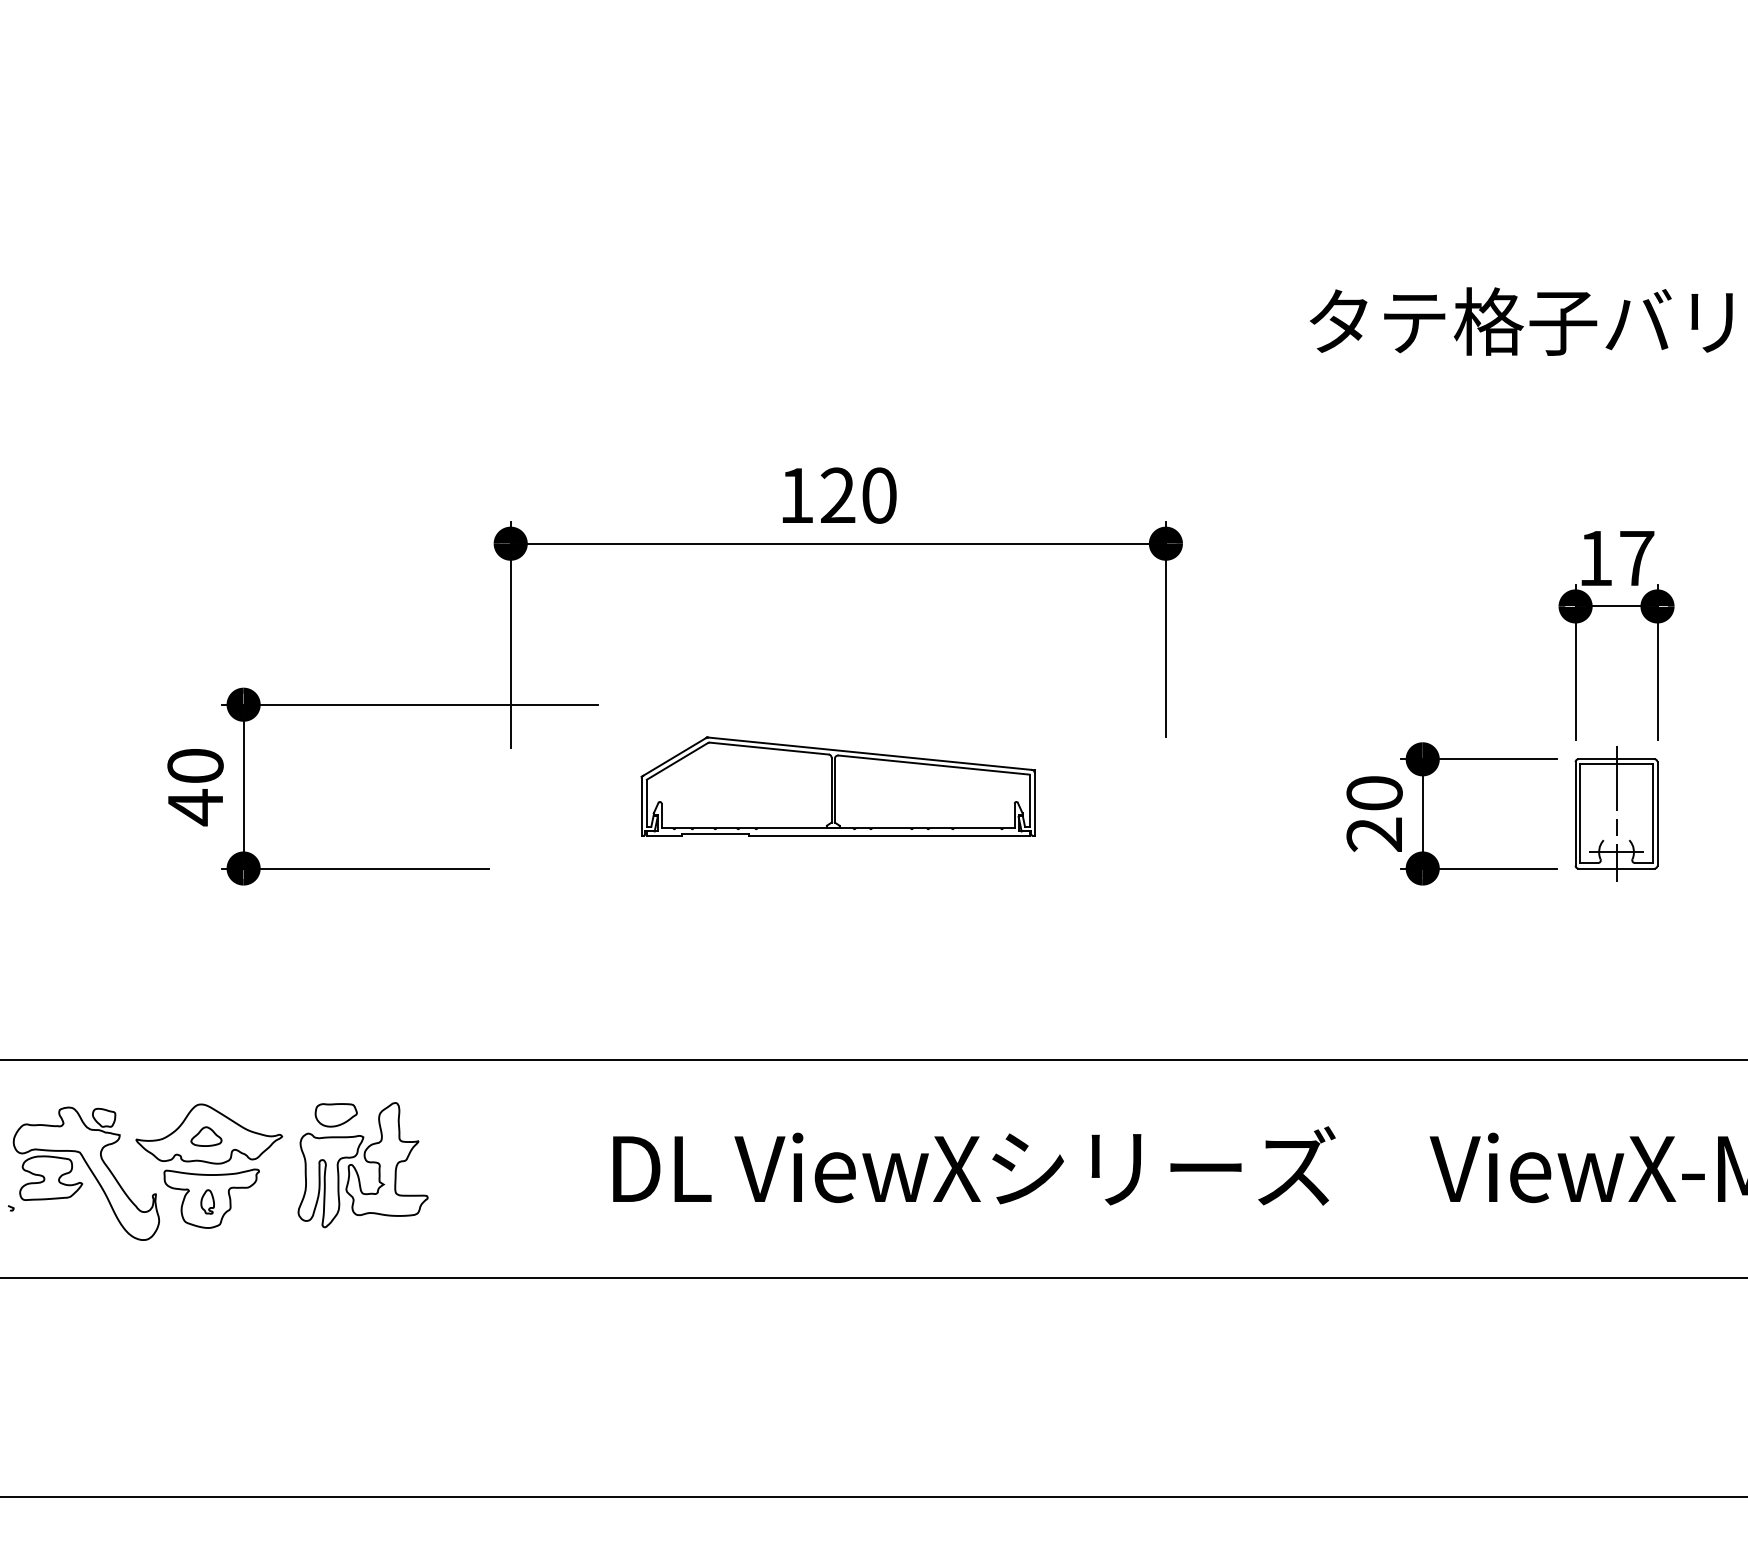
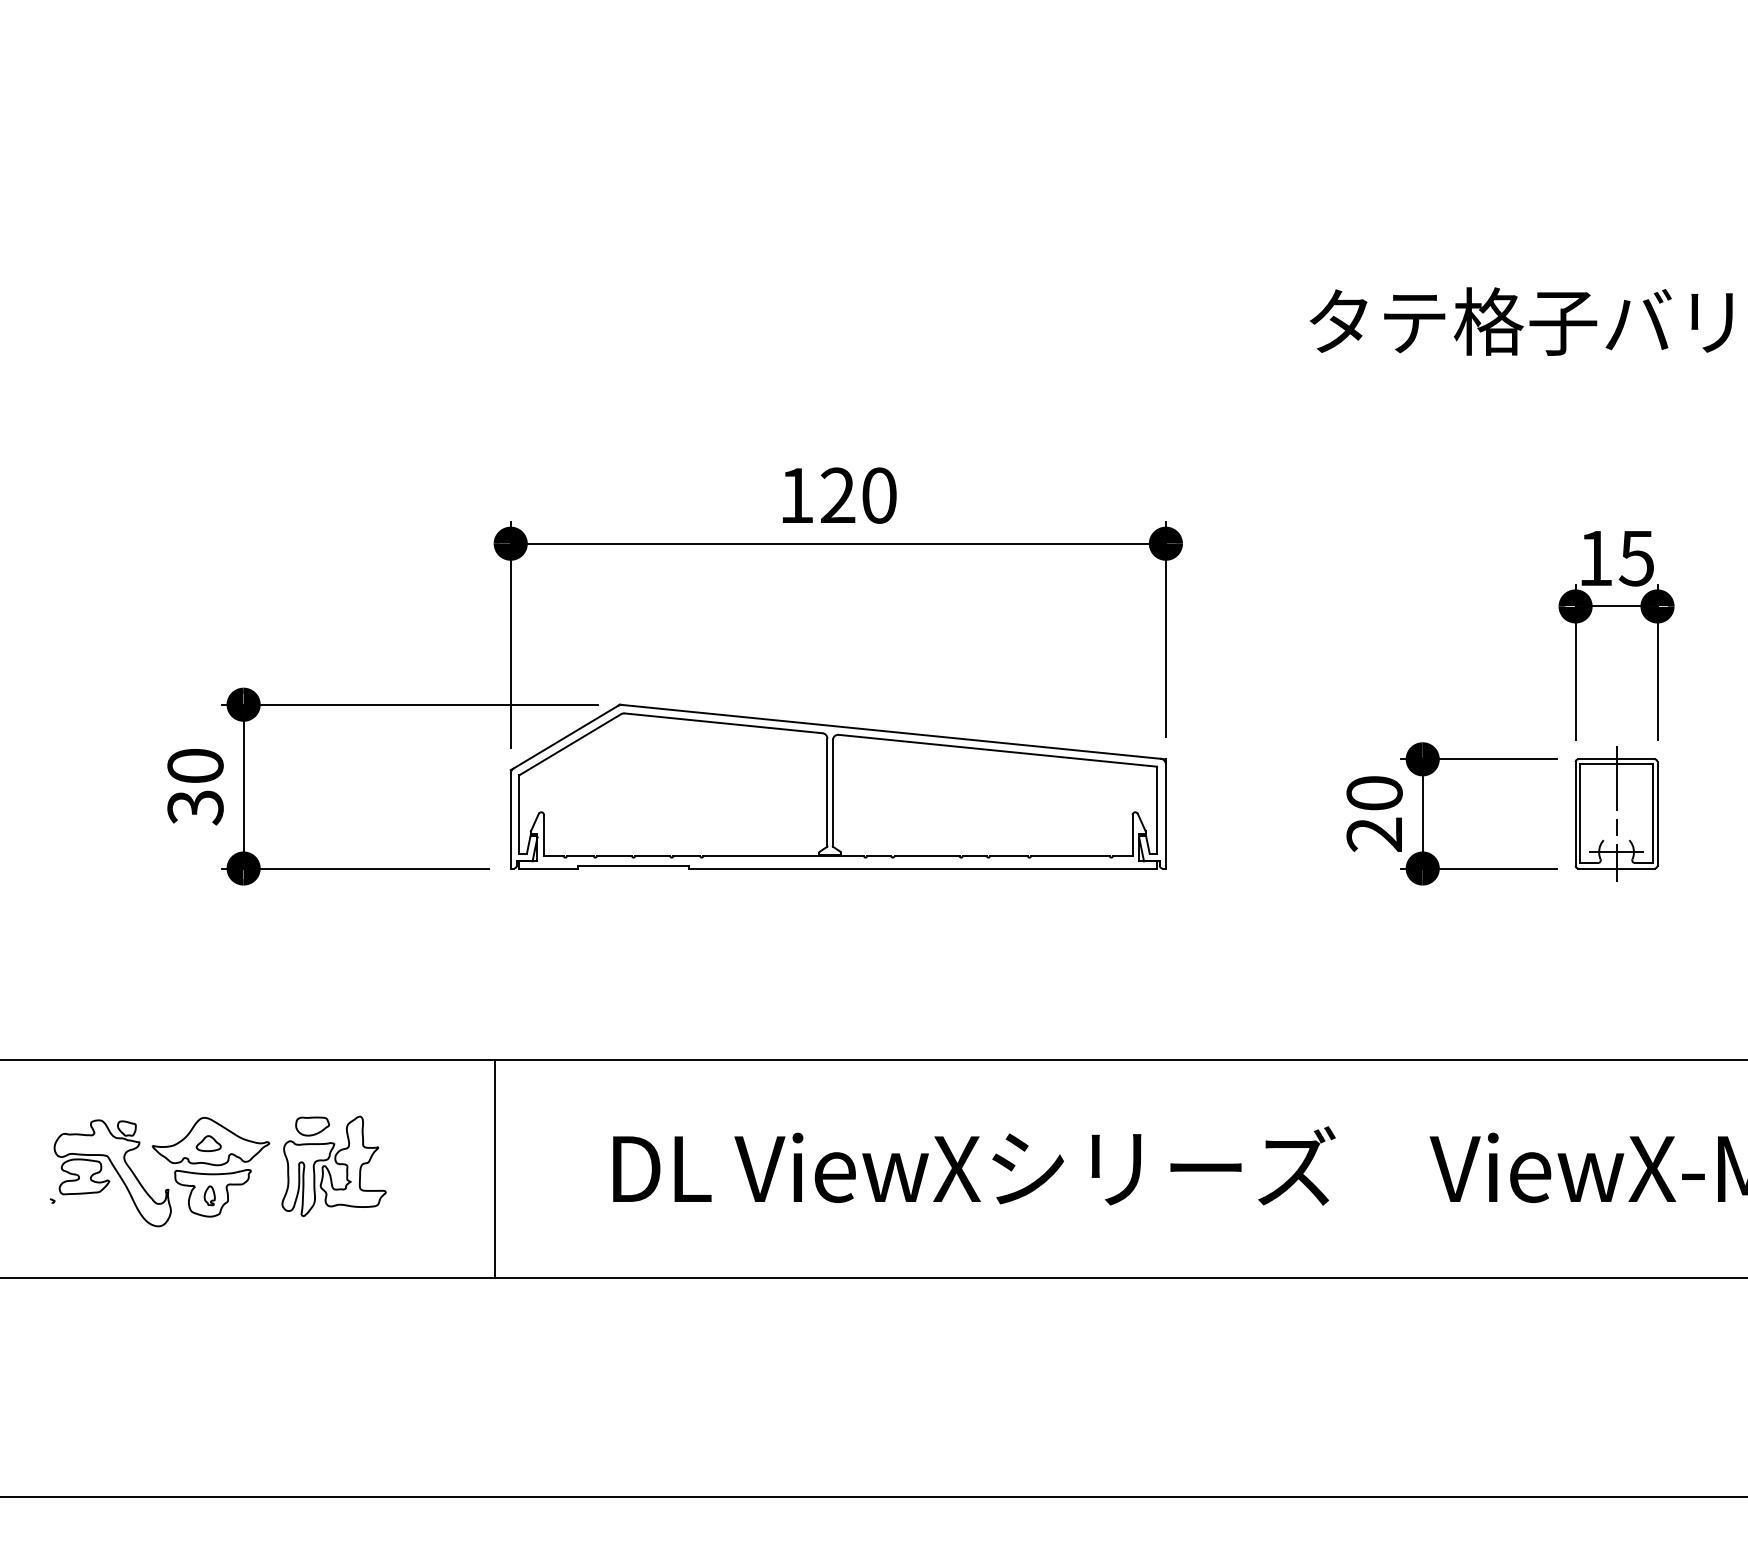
text: 17 -> 15 (1636, 558)
part size: 396x101 px -> 658x167 px (837, 786)
text: 40 -> 30 (195, 807)
line: none -> present (494, 1169)
part size: 421x139 px -> 338x113 px (217, 1171)
